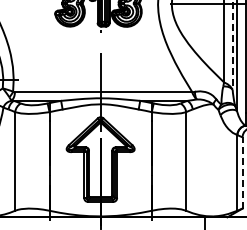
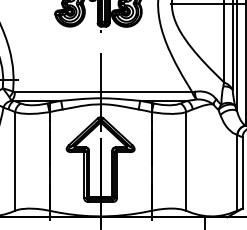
line: dashed -> solid (232, 44)
line: dashed -> solid (242, 172)
